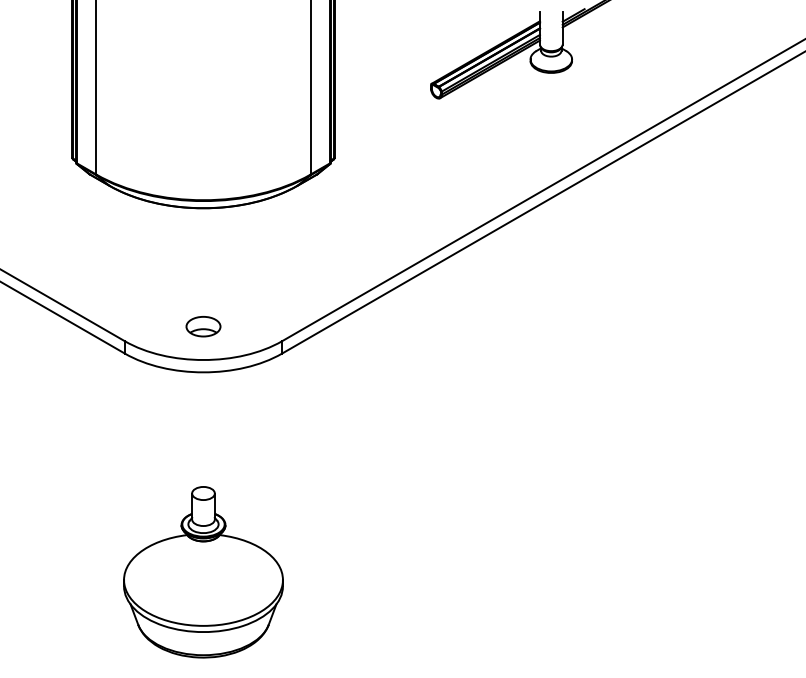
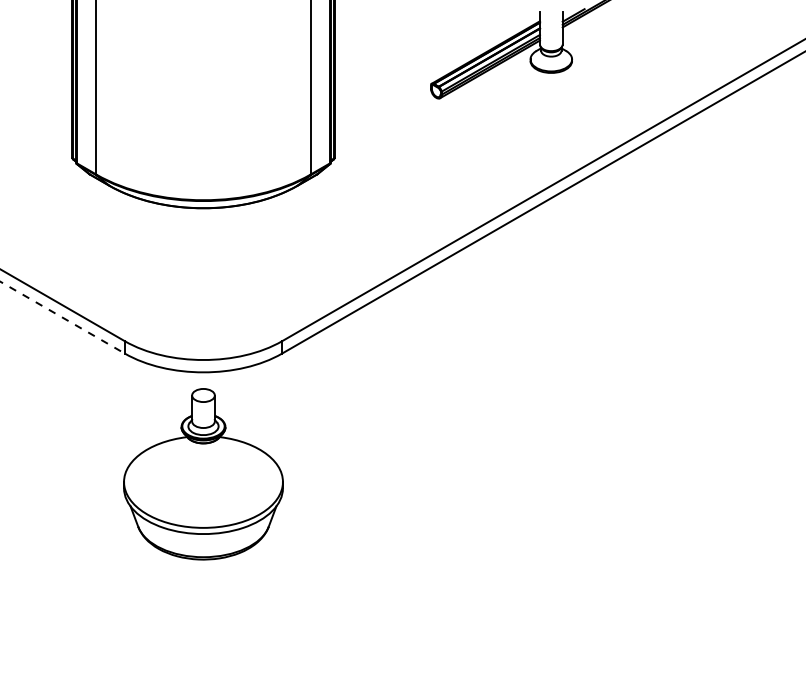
line: solid -> dashed (62, 317)
part: present -> none (203, 326)
part position: (203, 572) -> (203, 474) (203, 474)
